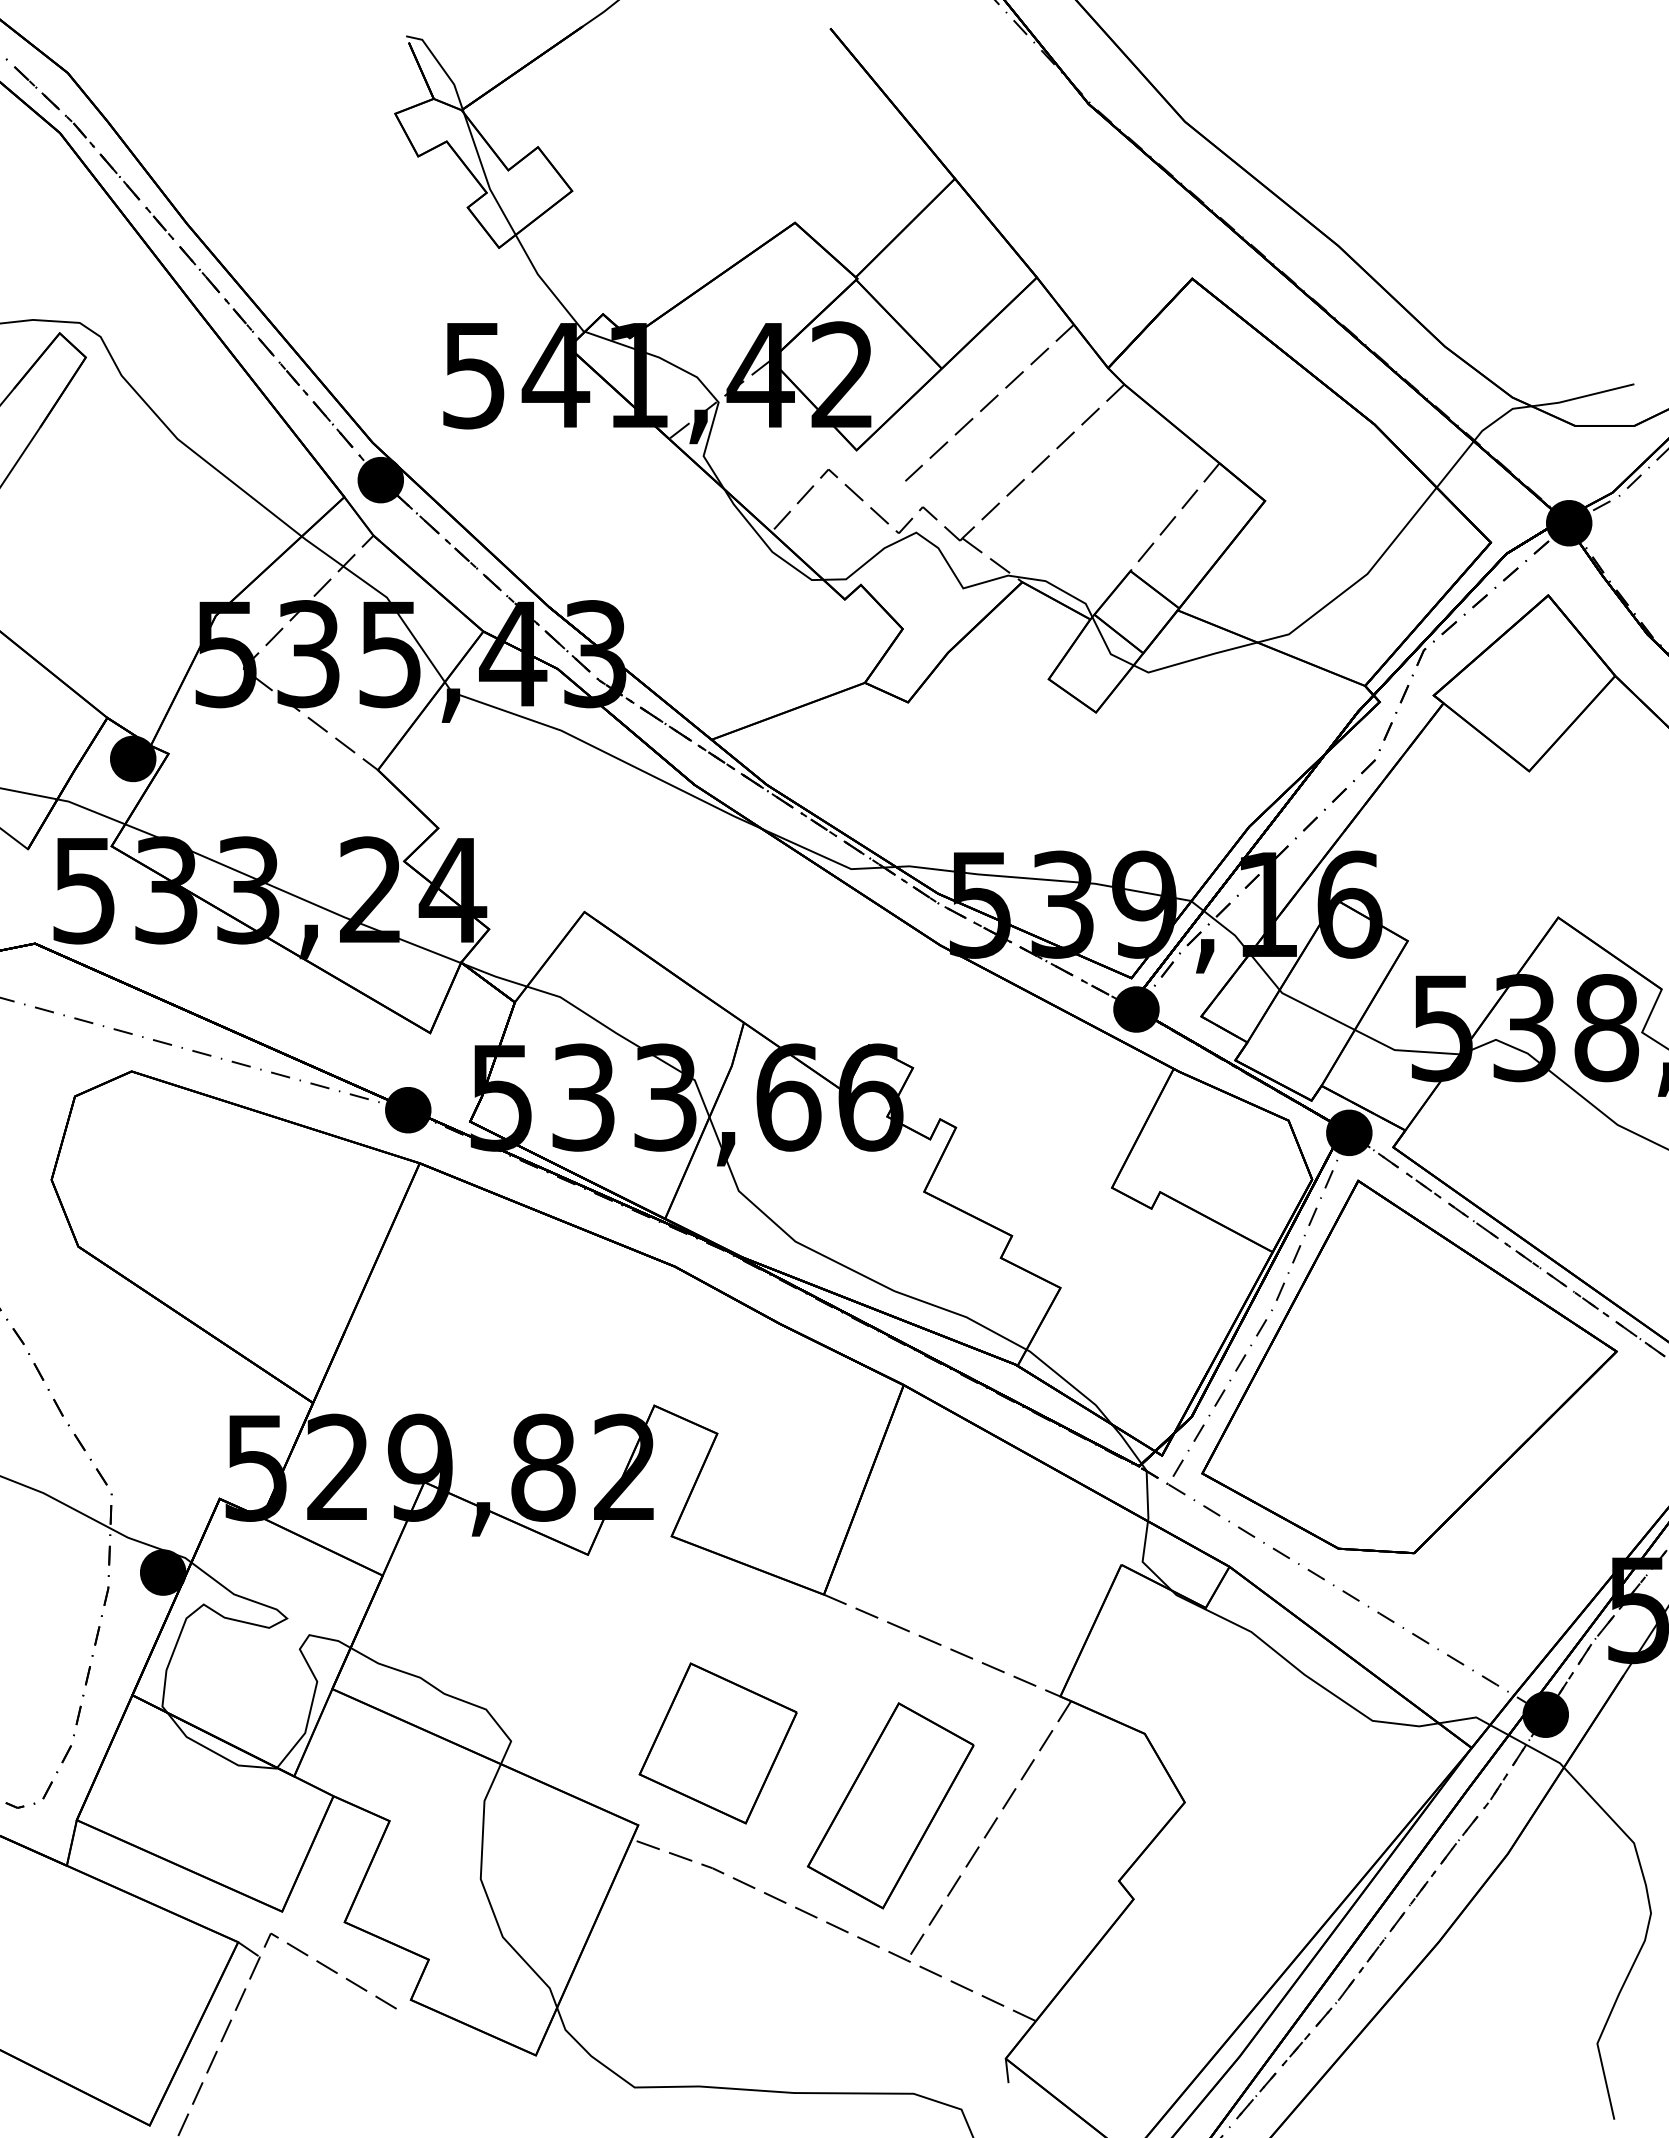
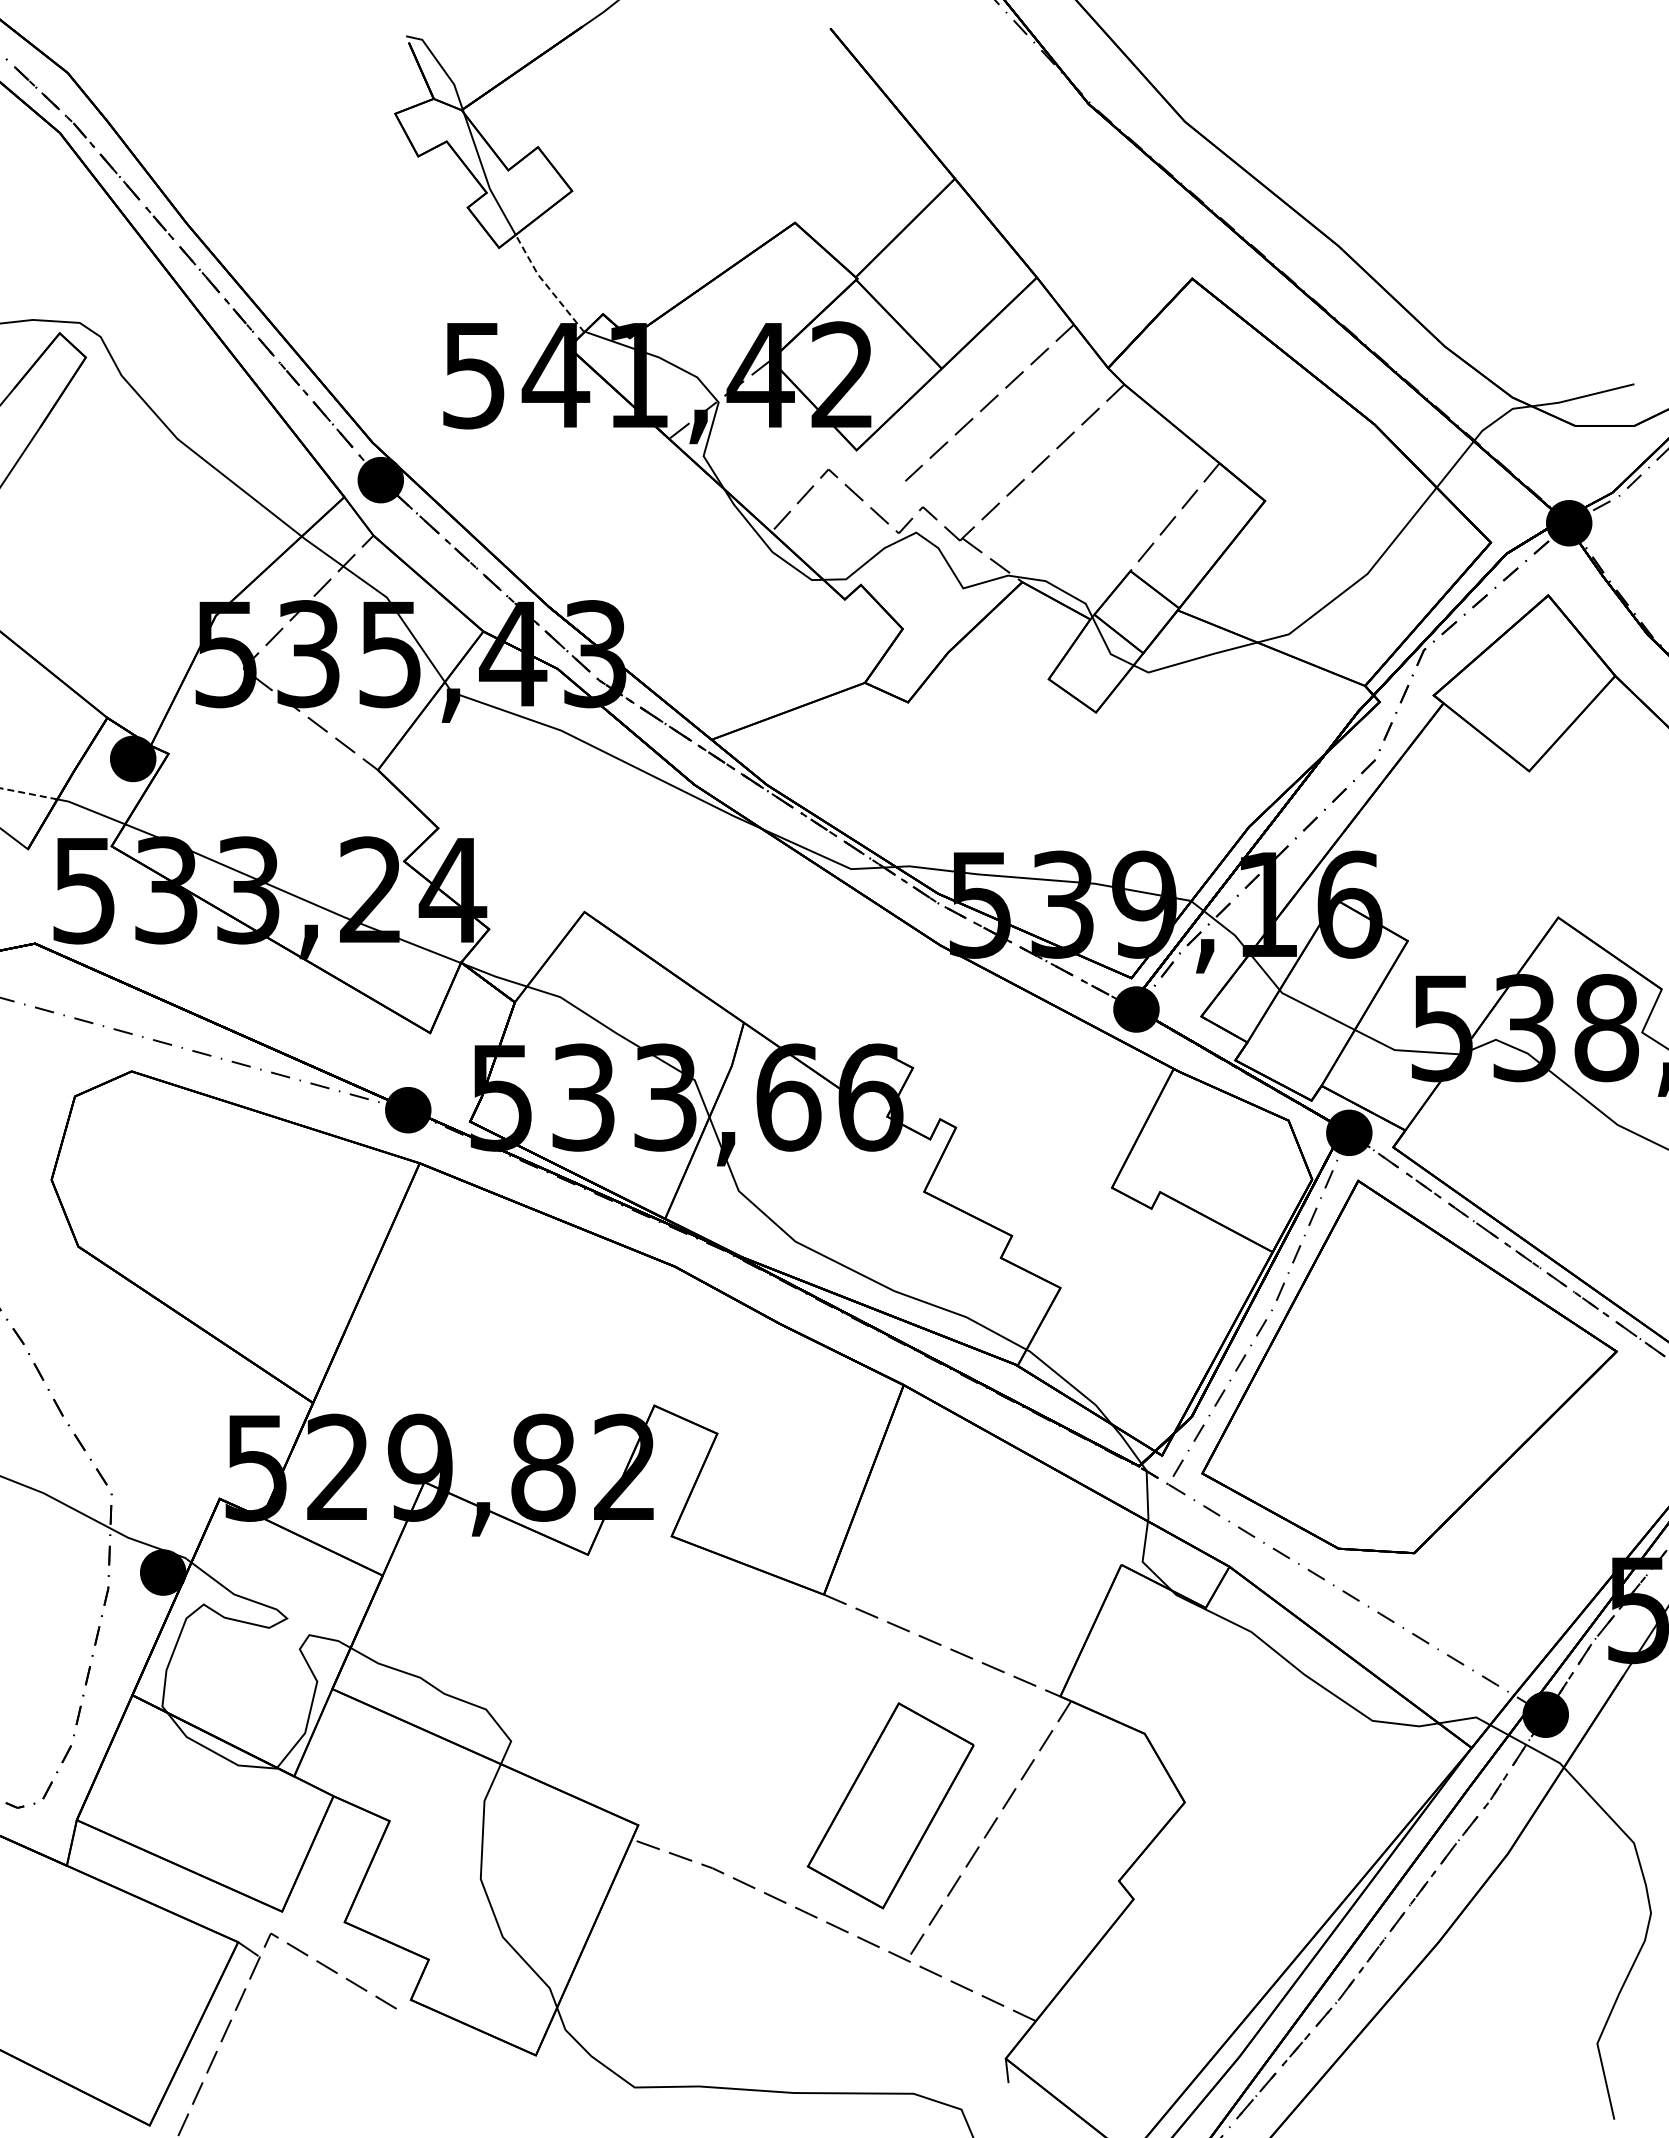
line: solid -> dashed (546, 285)
line: solid -> dashed (29, 793)
part: present -> none (717, 1743)
